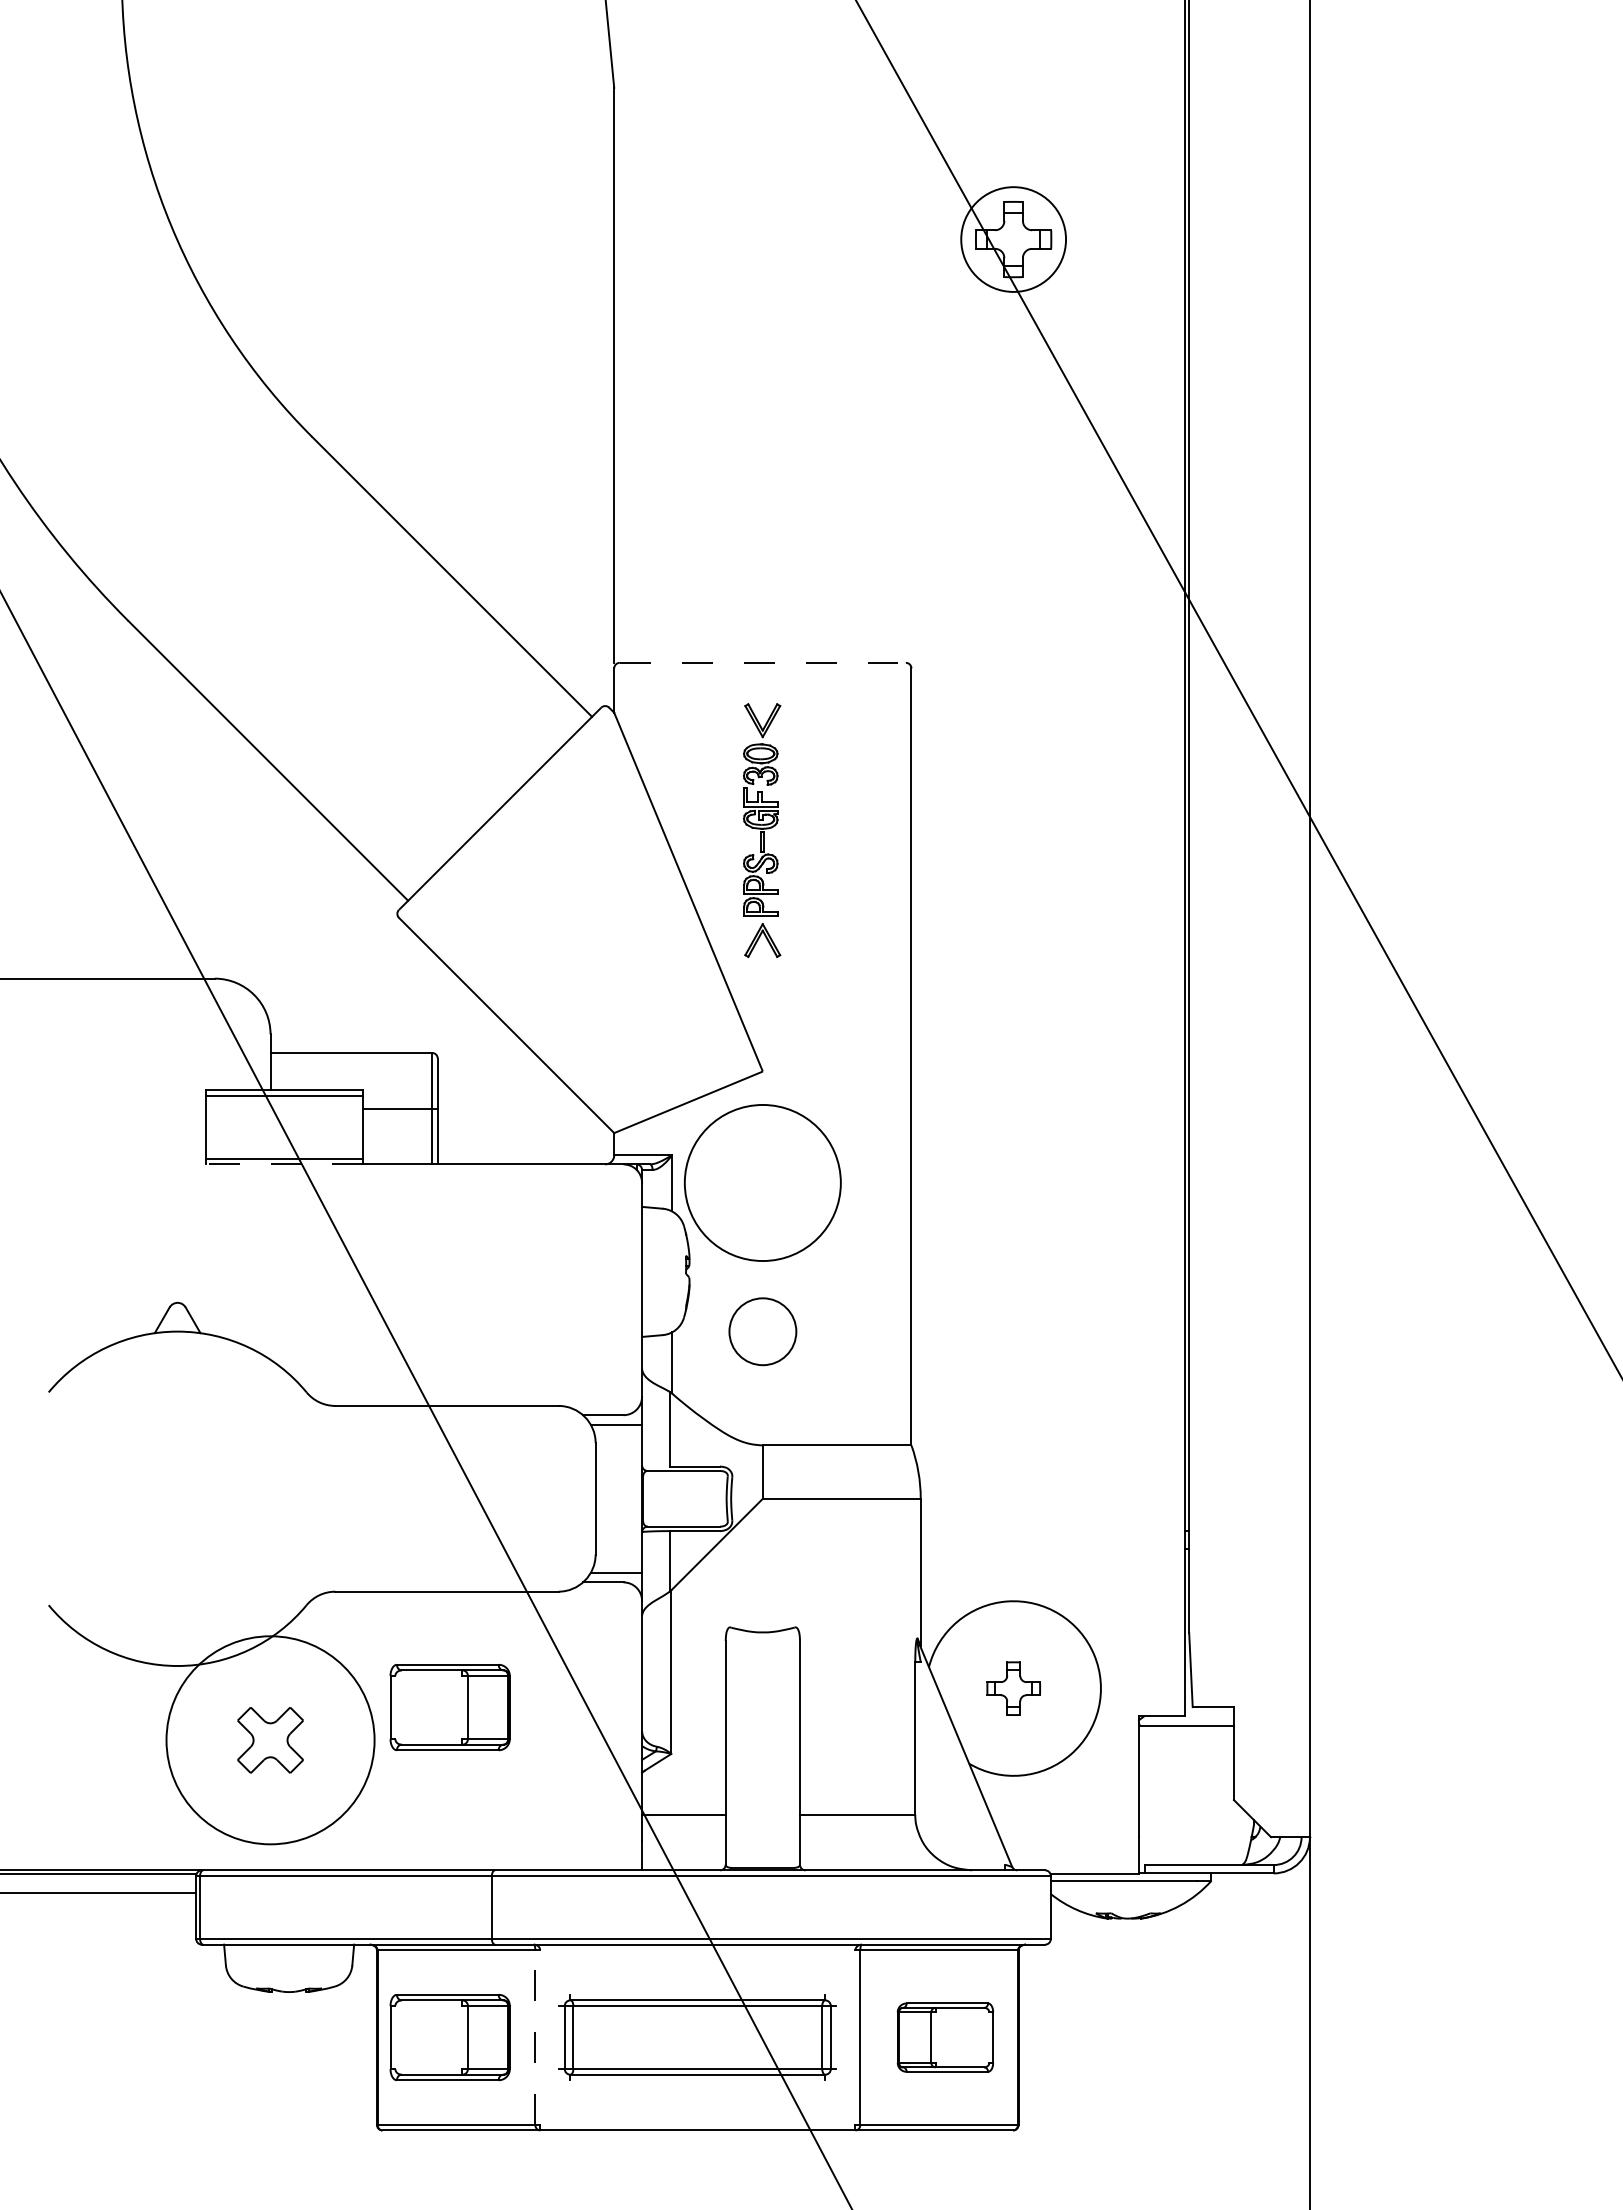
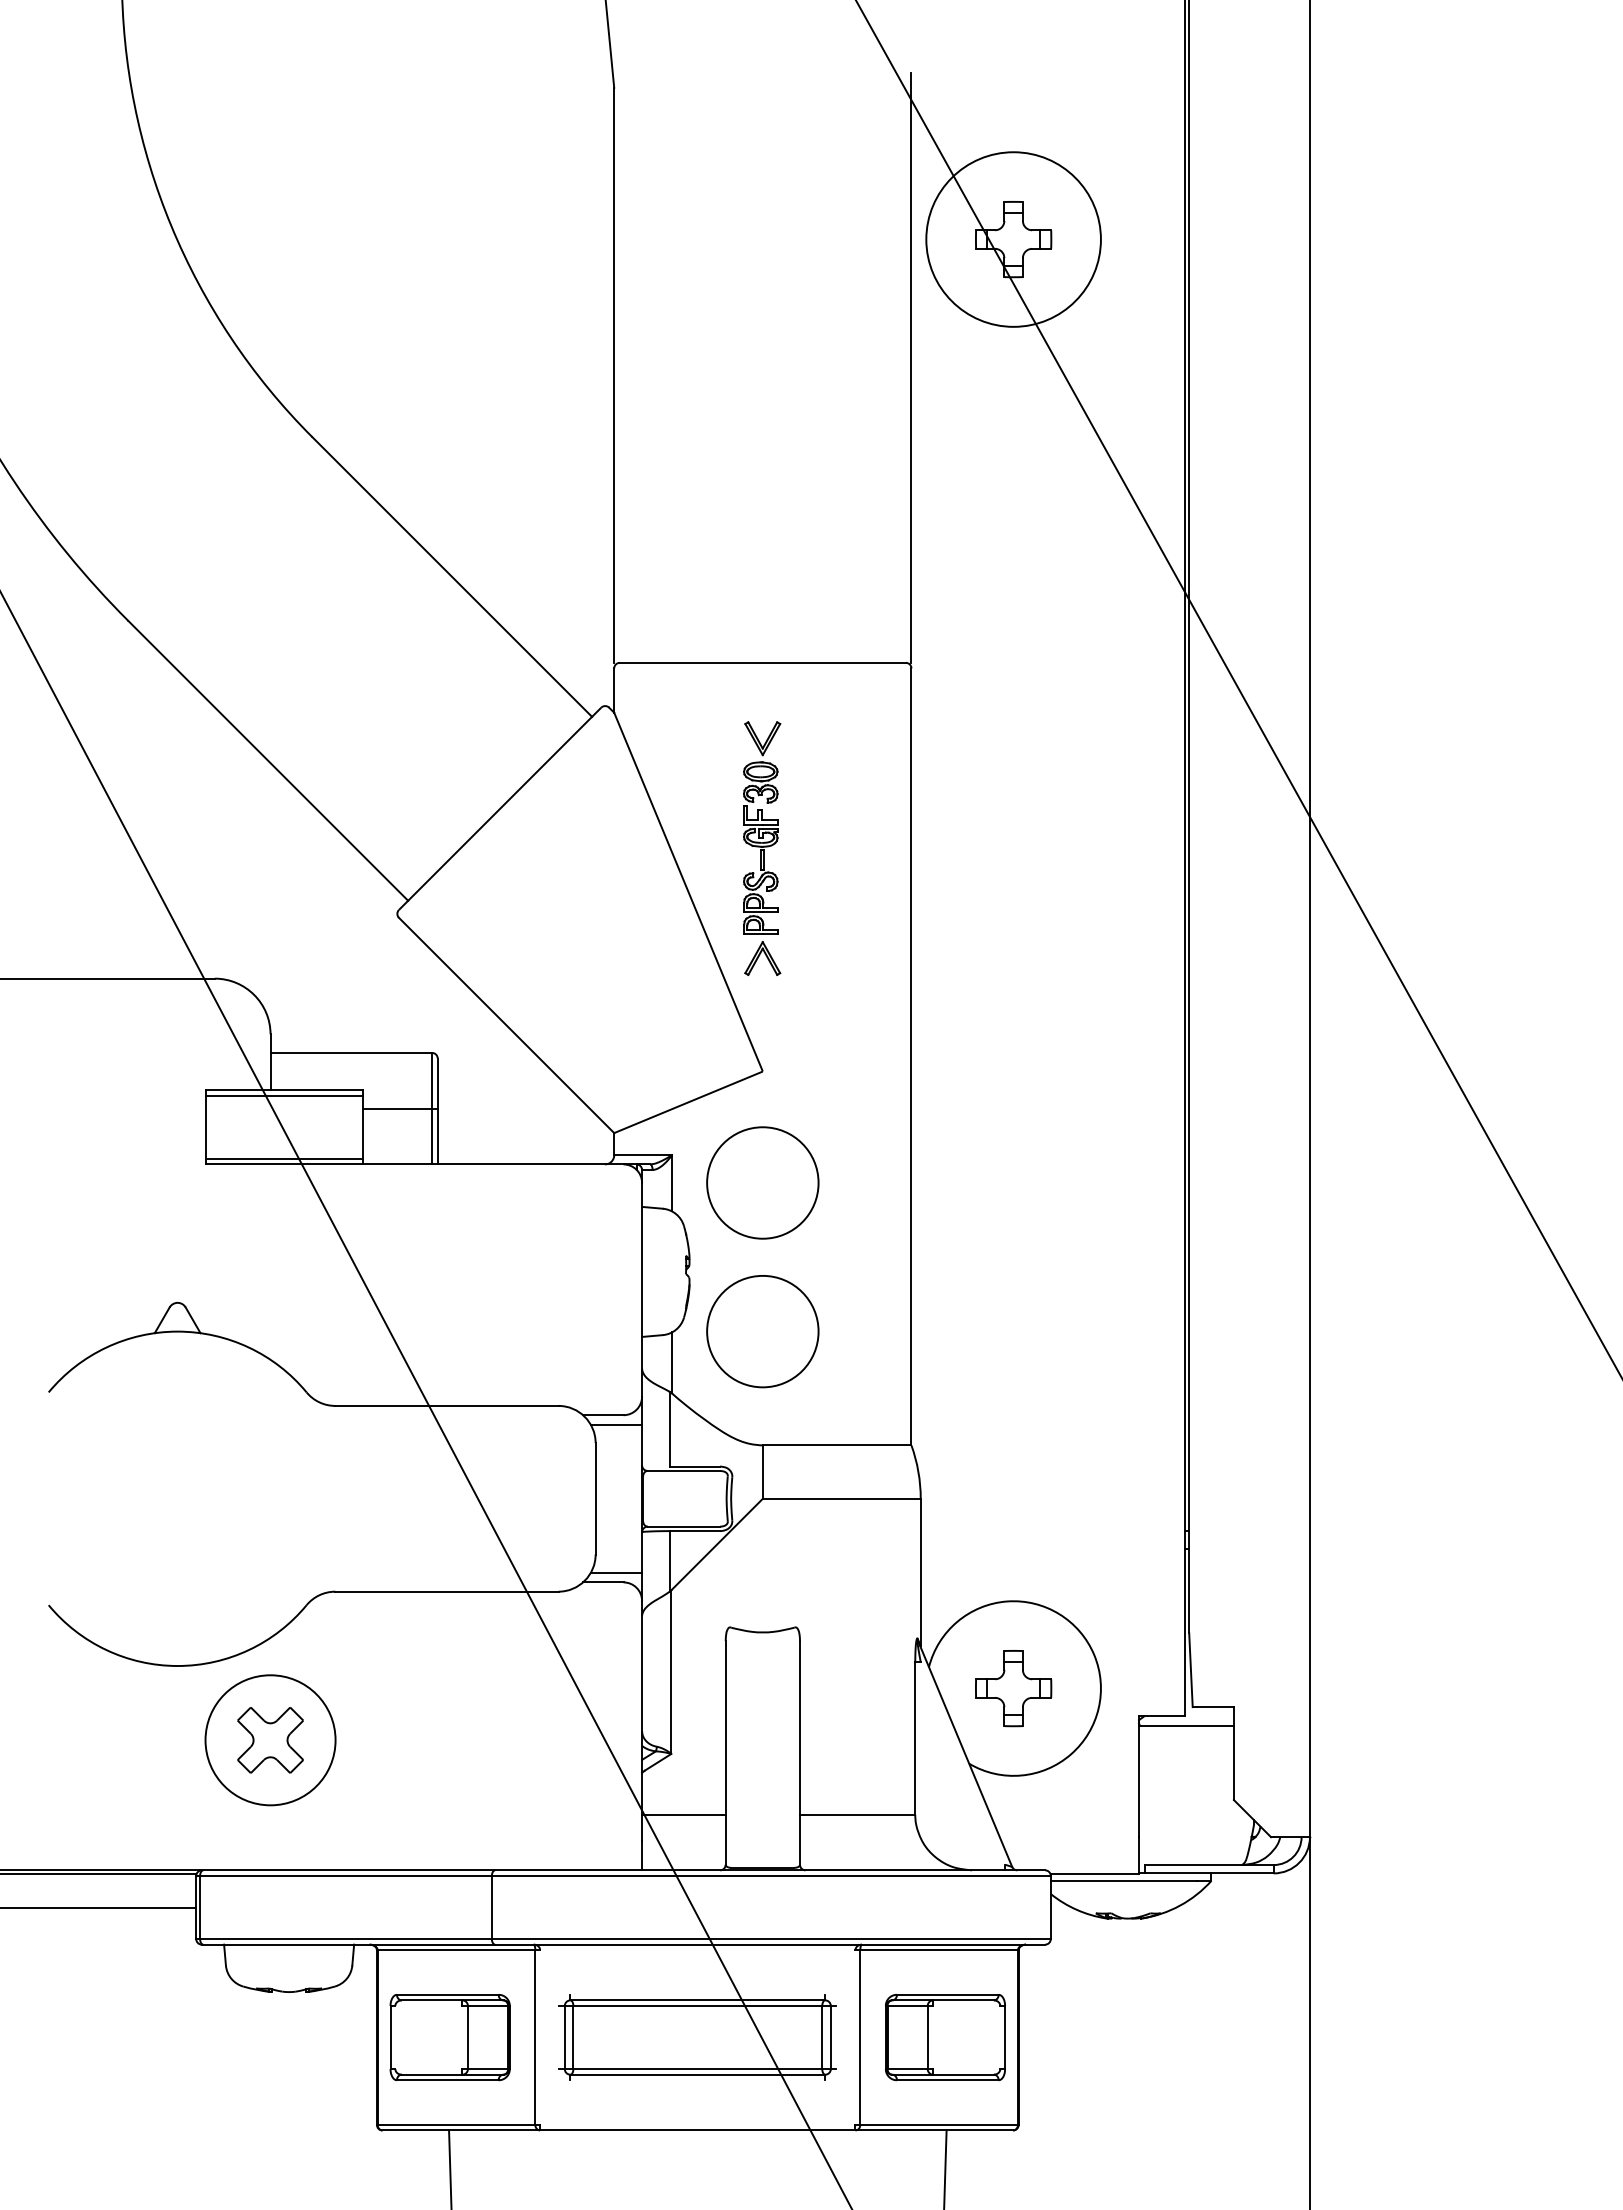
circle diameter: 105 px -> 175 px (1013, 239)
line: none -> present (911, 367)
line: dashed -> solid (763, 662)
part position: (762, 830) -> (762, 848) (762, 848)
line: dashed -> solid (284, 1164)
circle diameter: 156 px -> 111 px (762, 1182)
circle size: 70x70 px -> 114x114 px (762, 1331)
part size: 55x55 px -> 78x78 px (1013, 1688)
part: present -> none (449, 1707)
circle diameter: 208 px -> 130 px (270, 1740)
line position: (99, 1892) -> (99, 1907) (99, 1907)
line: dashed -> solid (535, 2037)
part size: 99x71 px -> 121x88 px (945, 2037)
line: none -> present (450, 2168)
line: none -> present (945, 2168)
